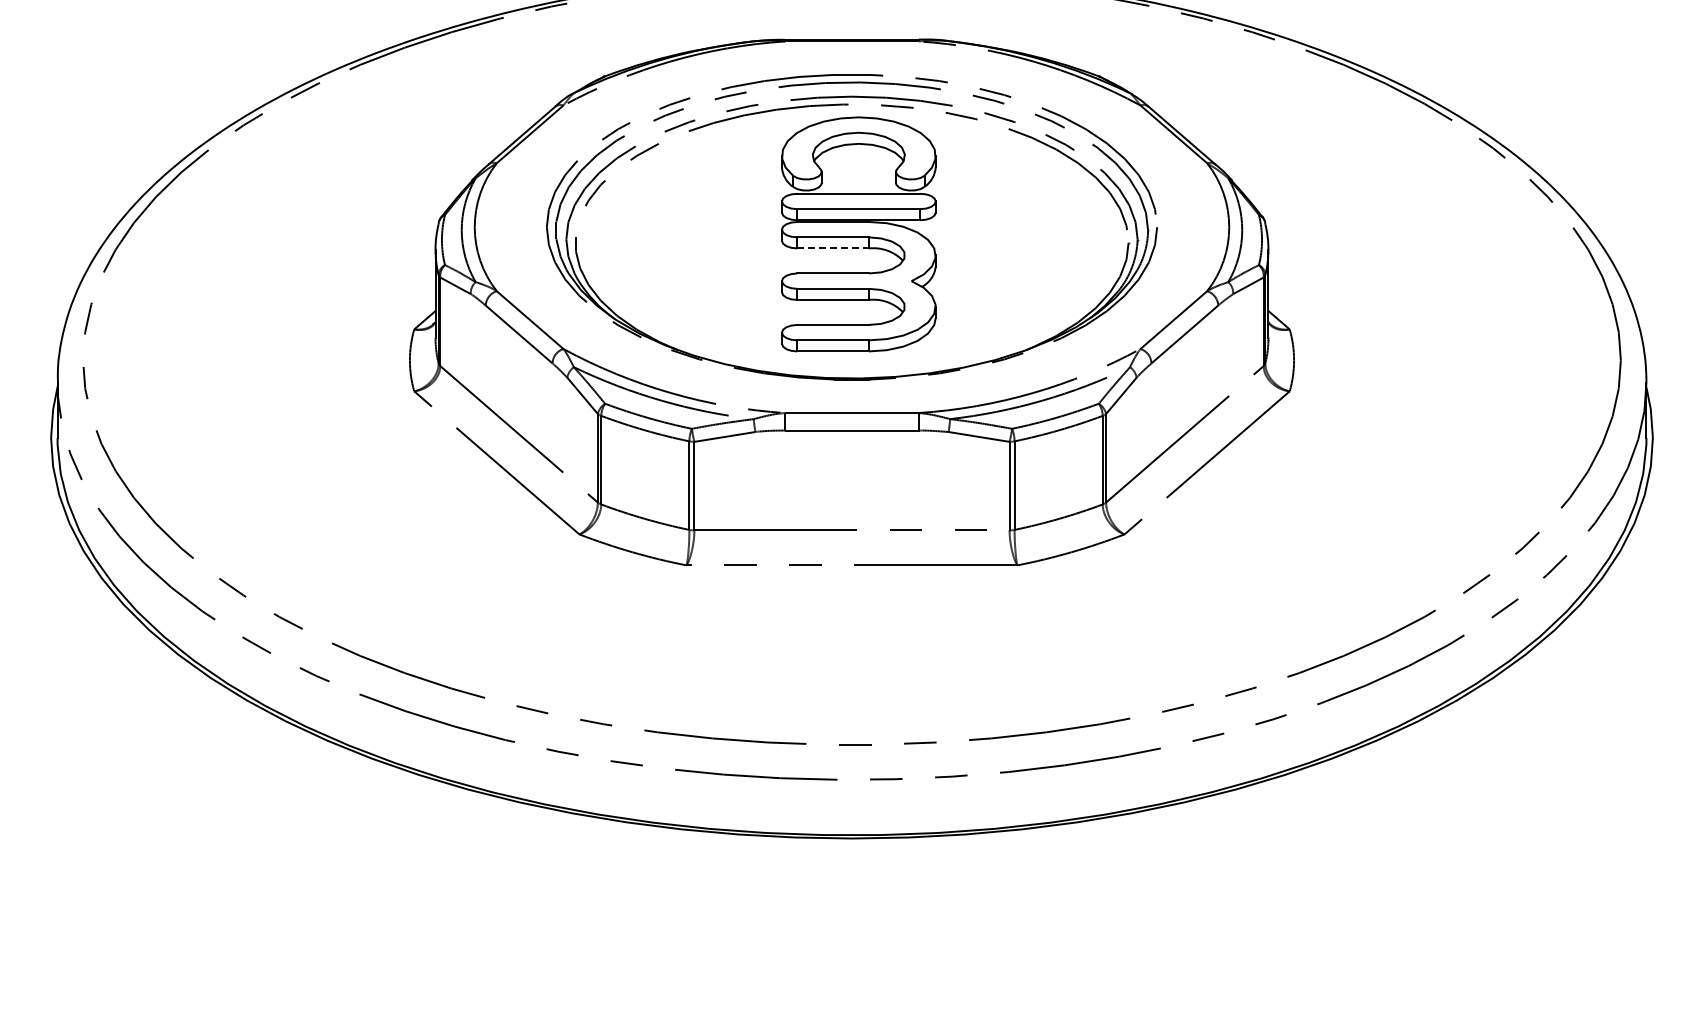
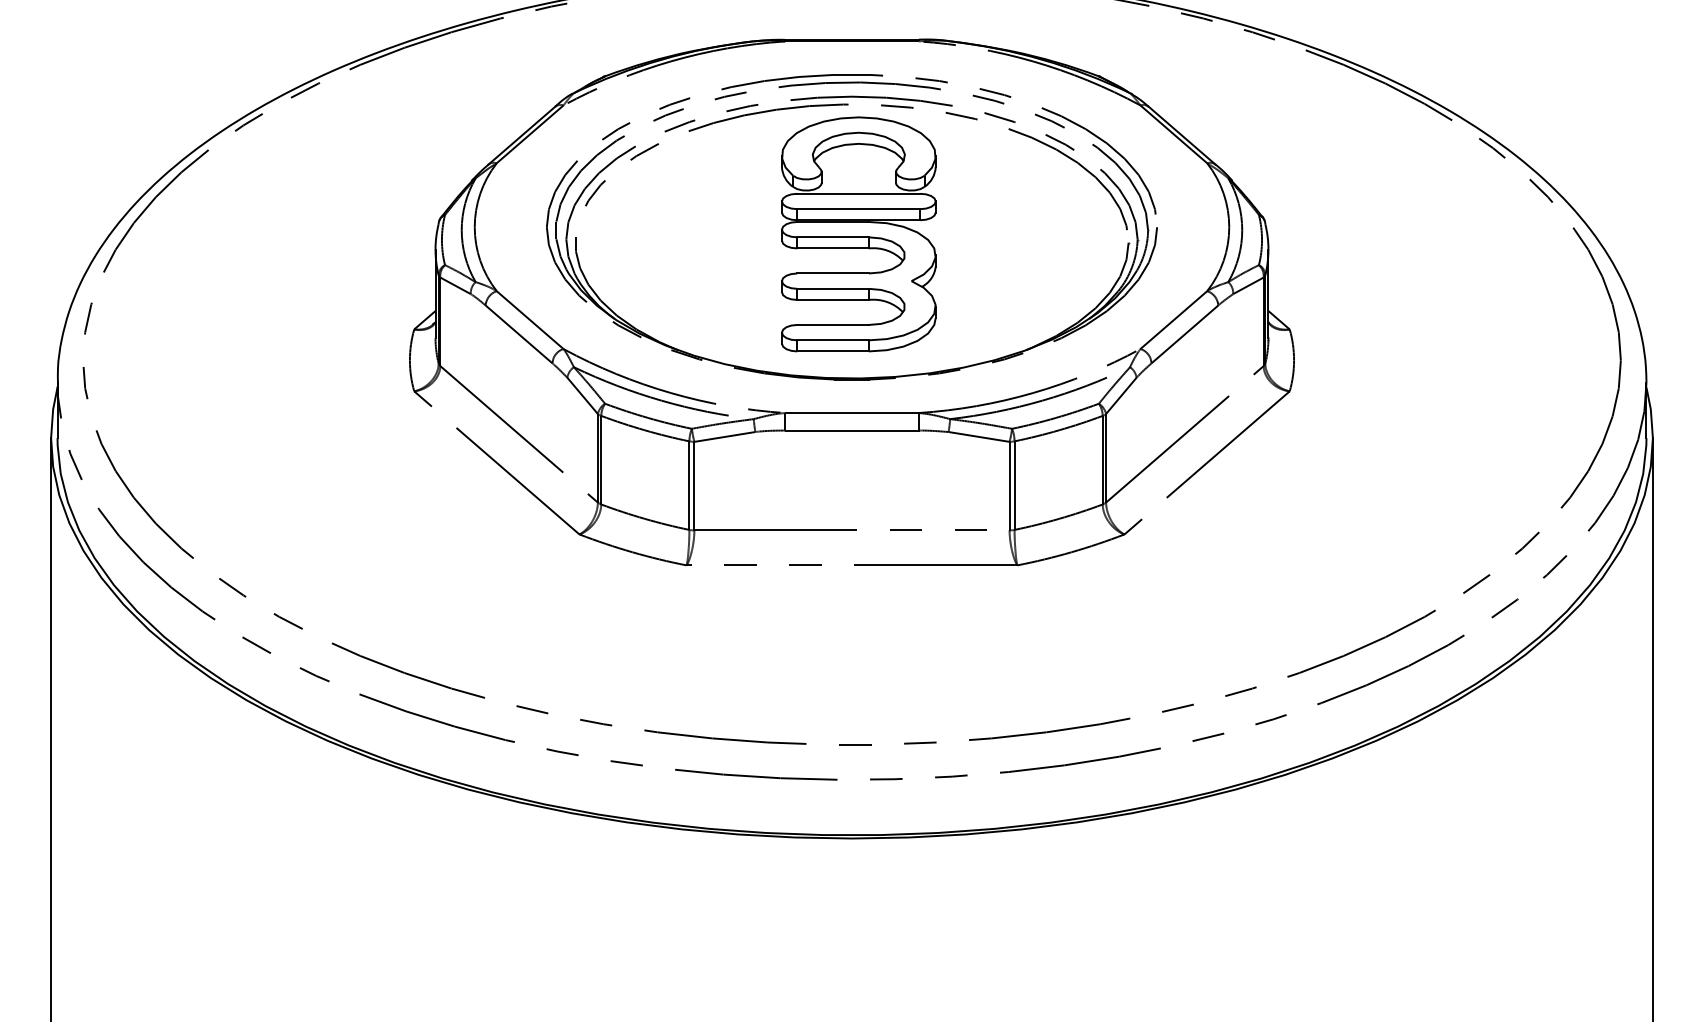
line: dashed -> solid (833, 248)
line: none -> present (51, 728)
line: none -> present (1652, 728)
